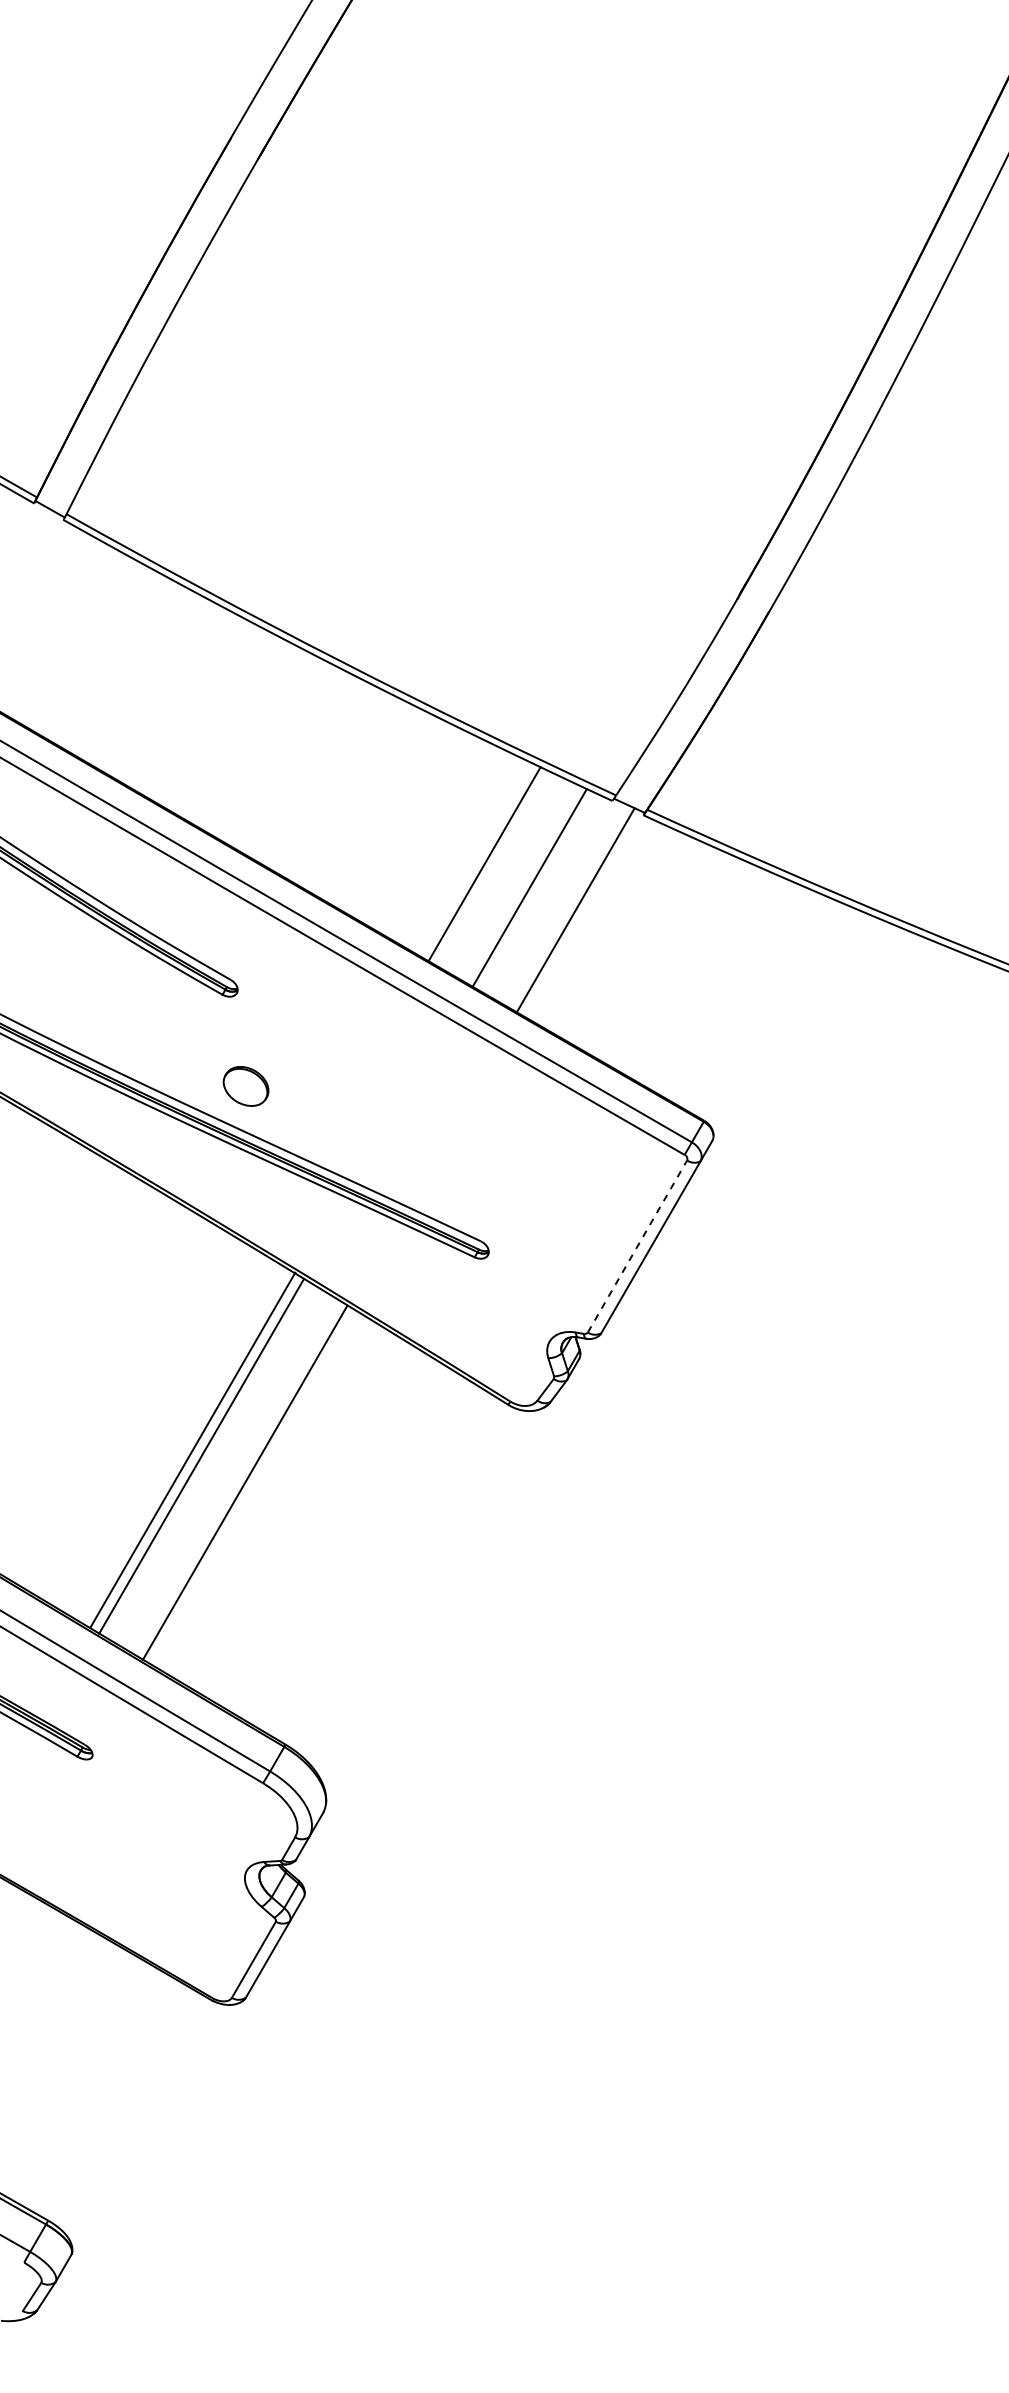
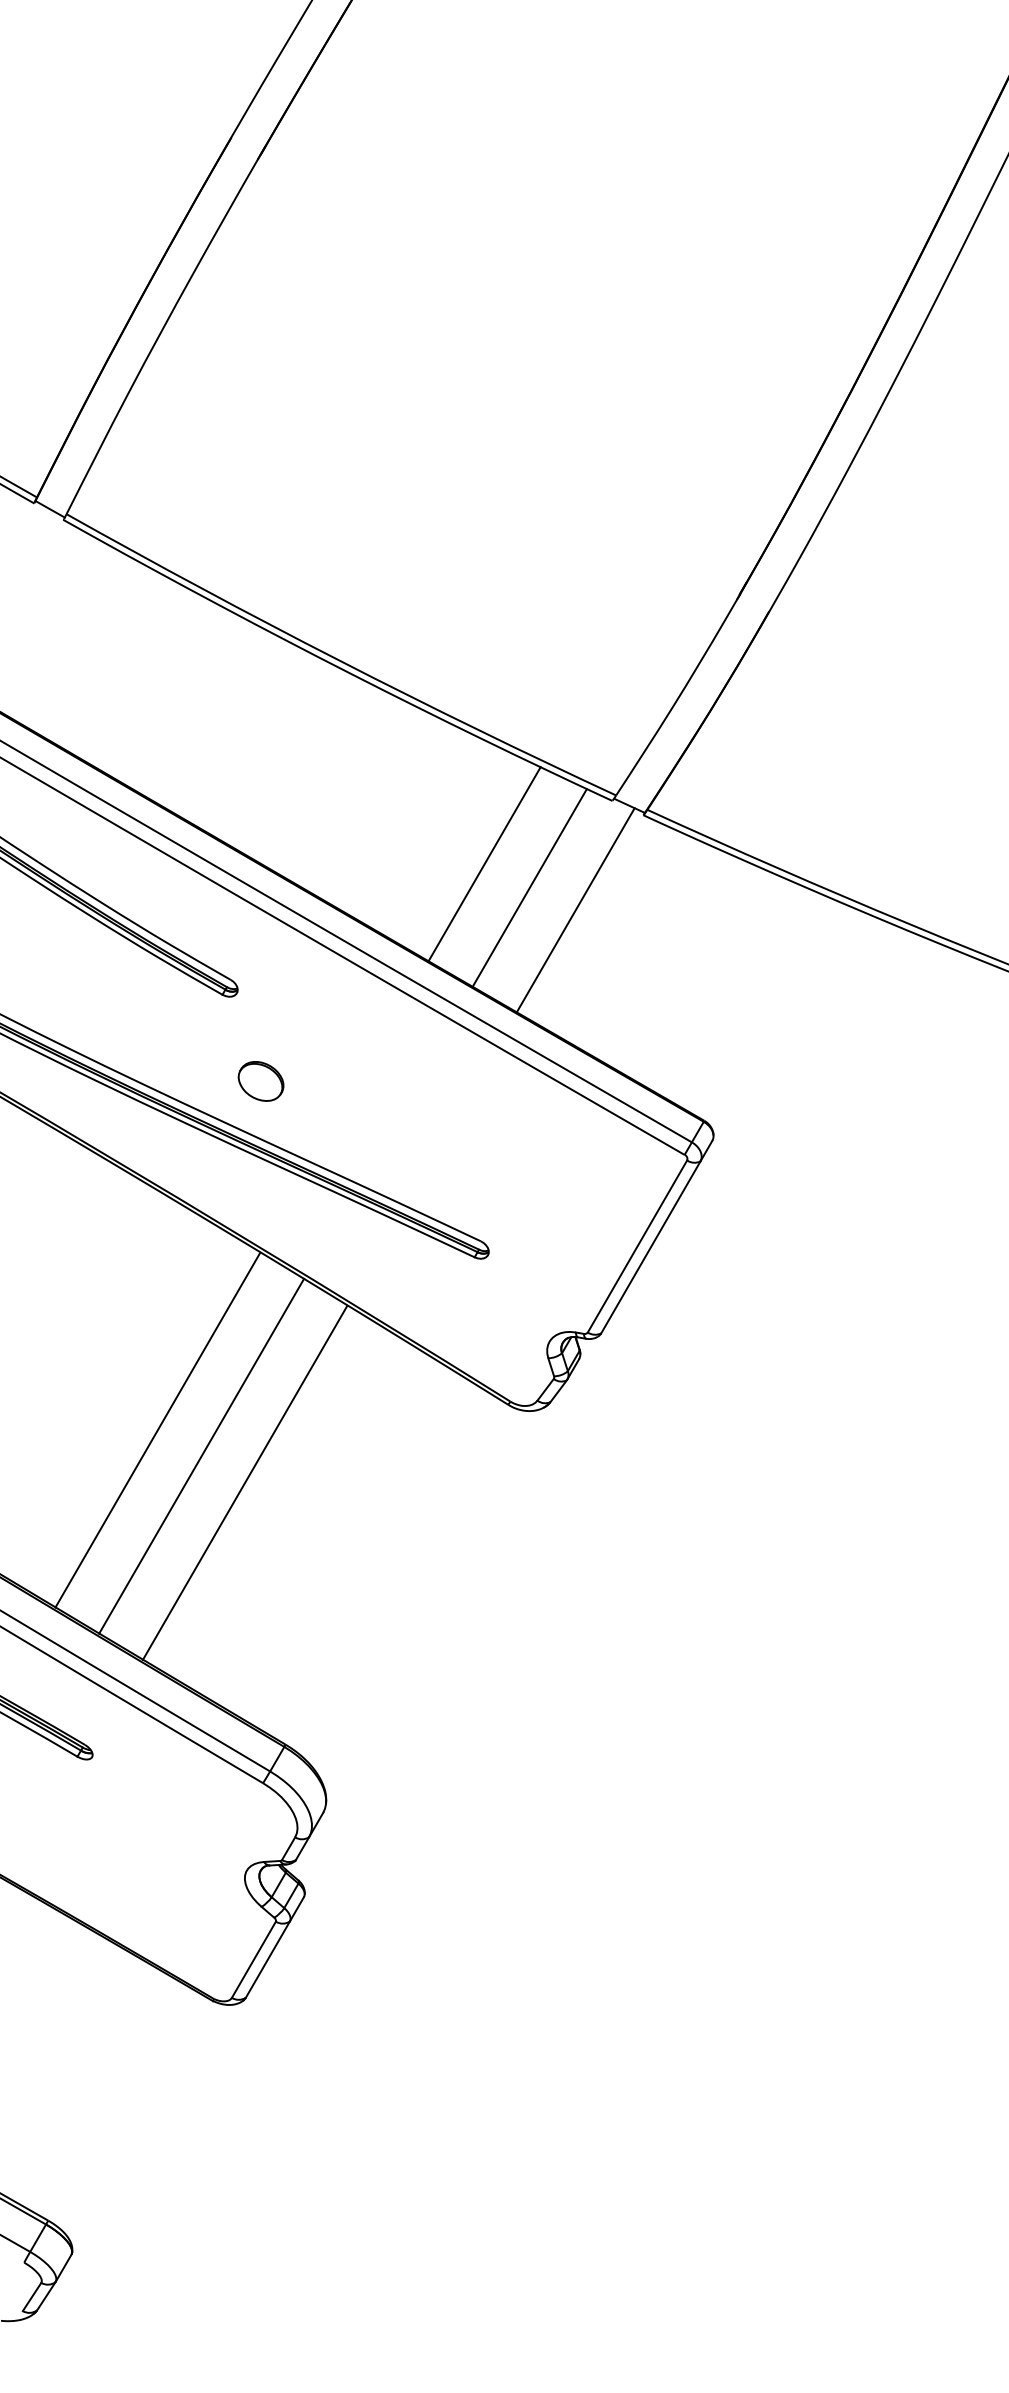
part position: (245, 1086) -> (260, 1081) (260, 1081)
line: dashed -> solid (637, 1246)
line position: (192, 1449) -> (157, 1429) (157, 1429)
